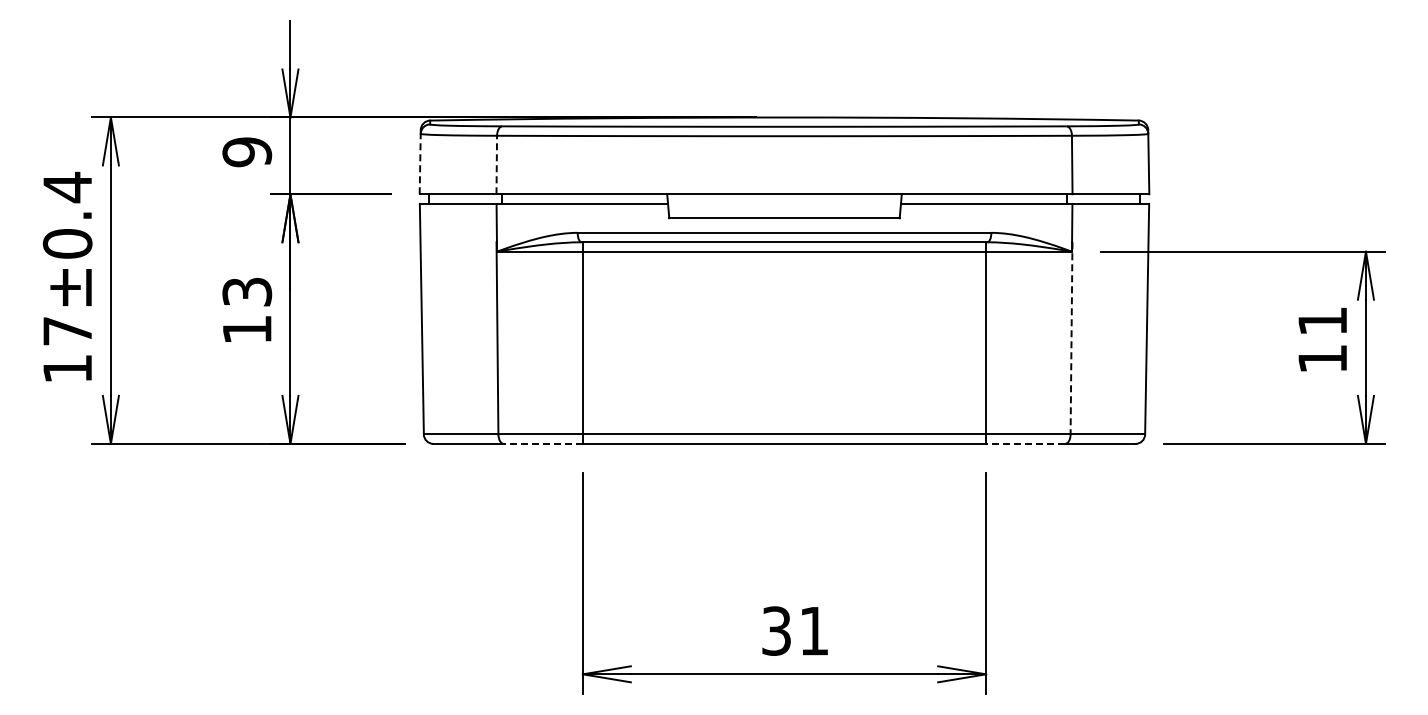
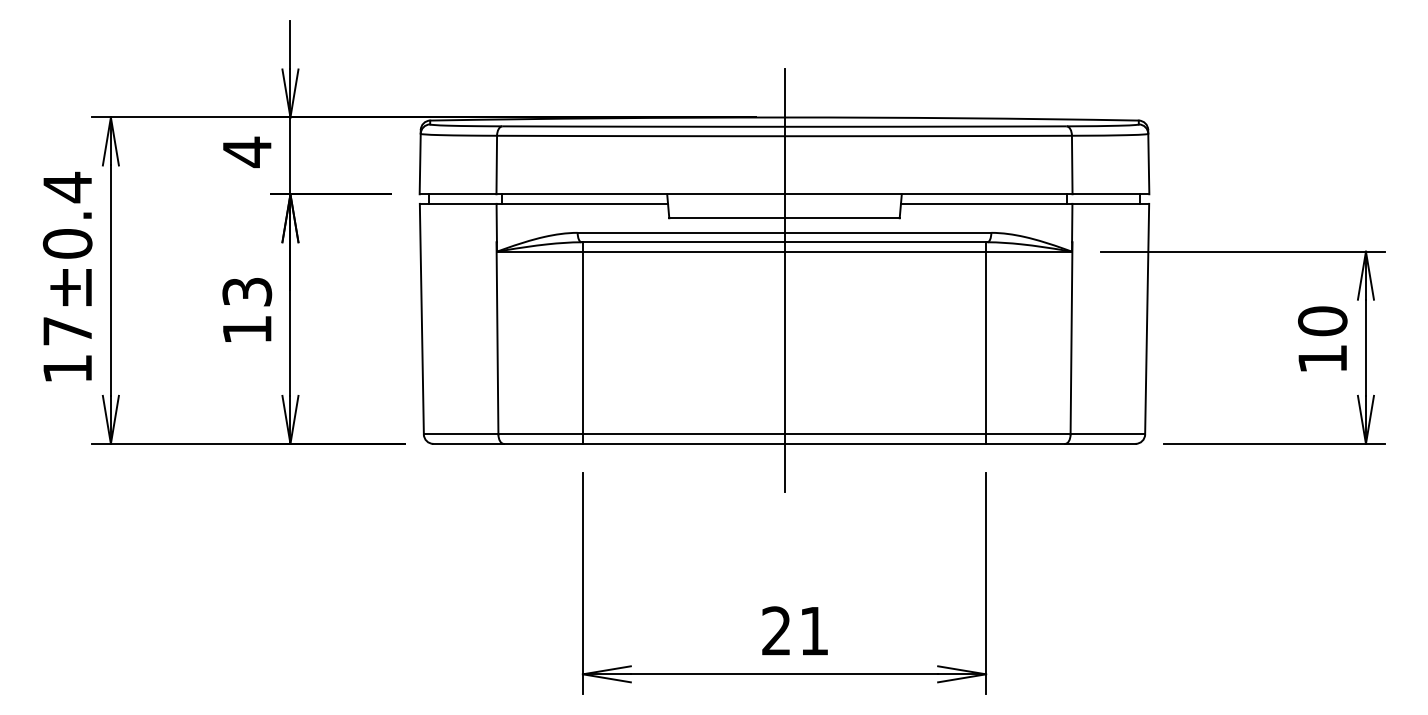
text: 9 -> 4 (247, 152)
line: dashed -> solid (420, 163)
line: dashed -> solid (496, 164)
line: none -> present (784, 280)
text: 11 -> 10 (1322, 321)
line: dashed -> solid (1071, 338)
line: dashed -> solid (543, 443)
line: dashed -> solid (1025, 443)
text: 31 -> 21 (776, 630)
